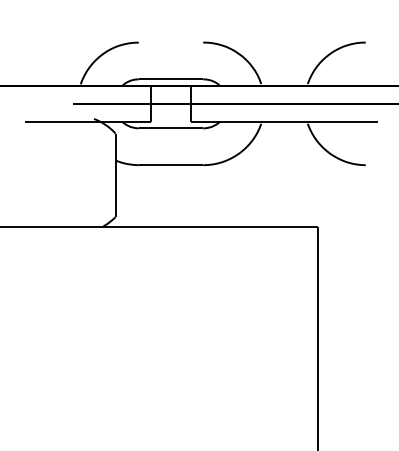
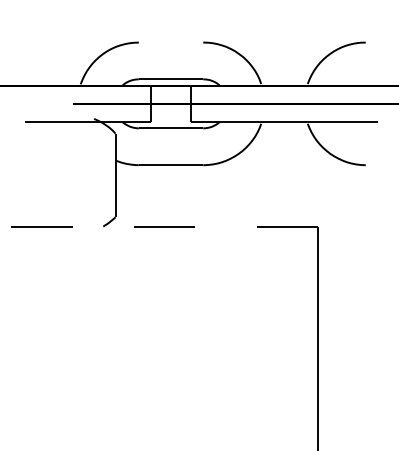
line: solid -> dashed (159, 226)
